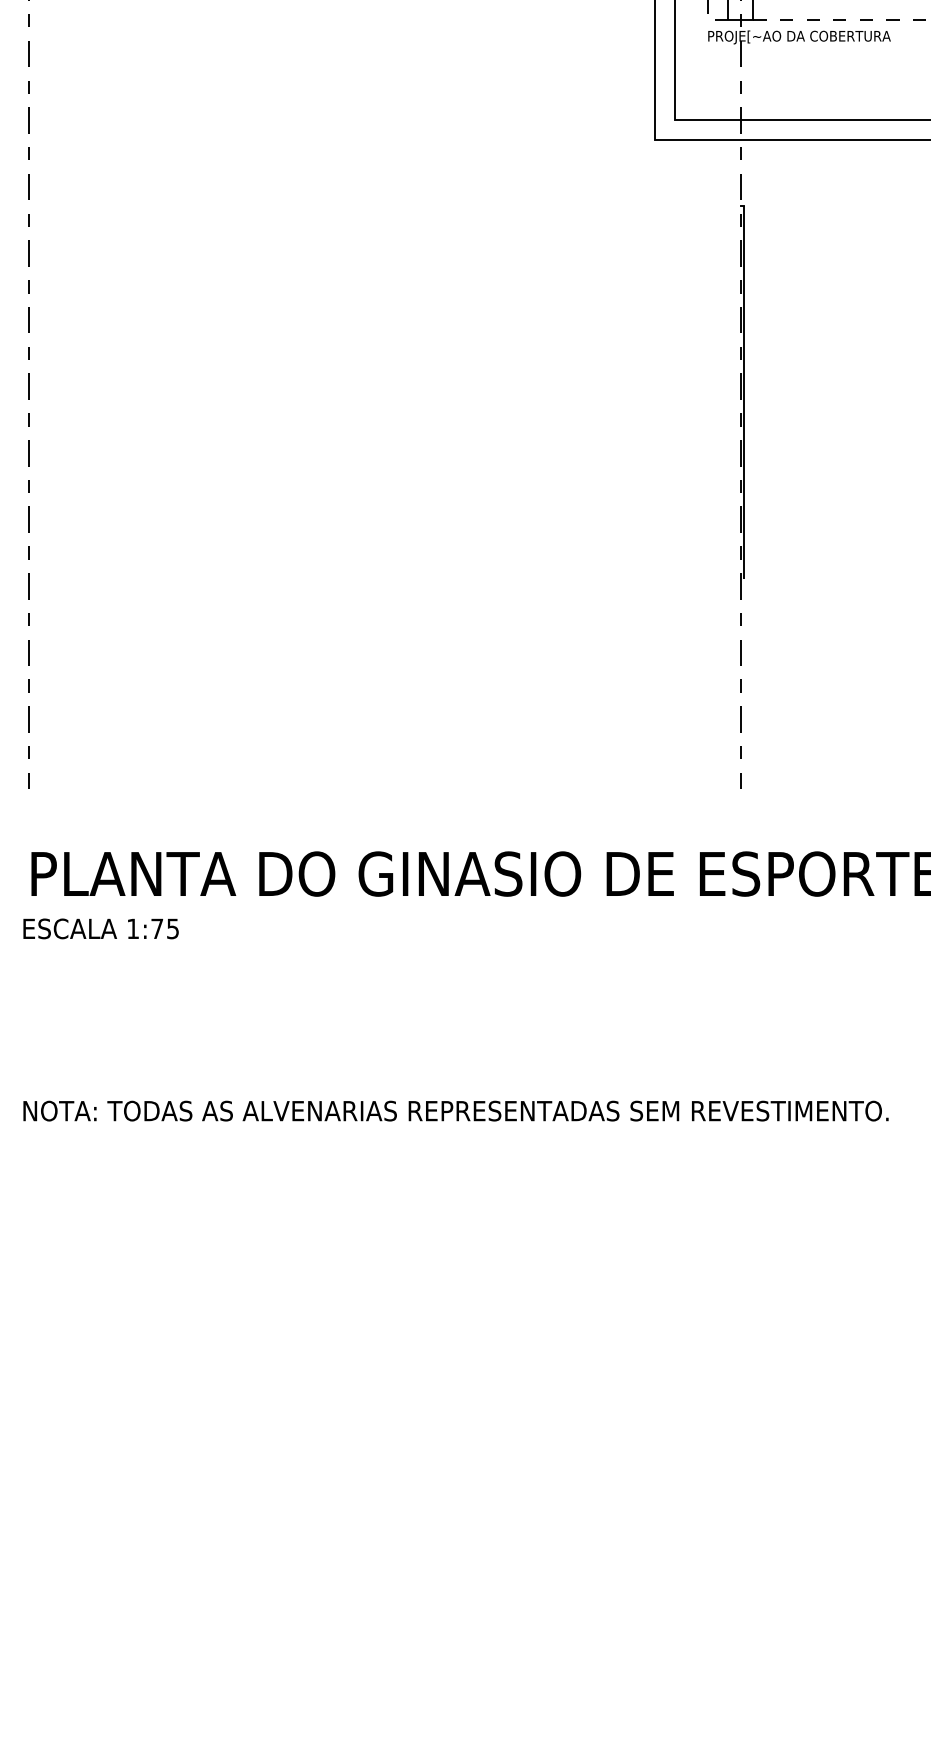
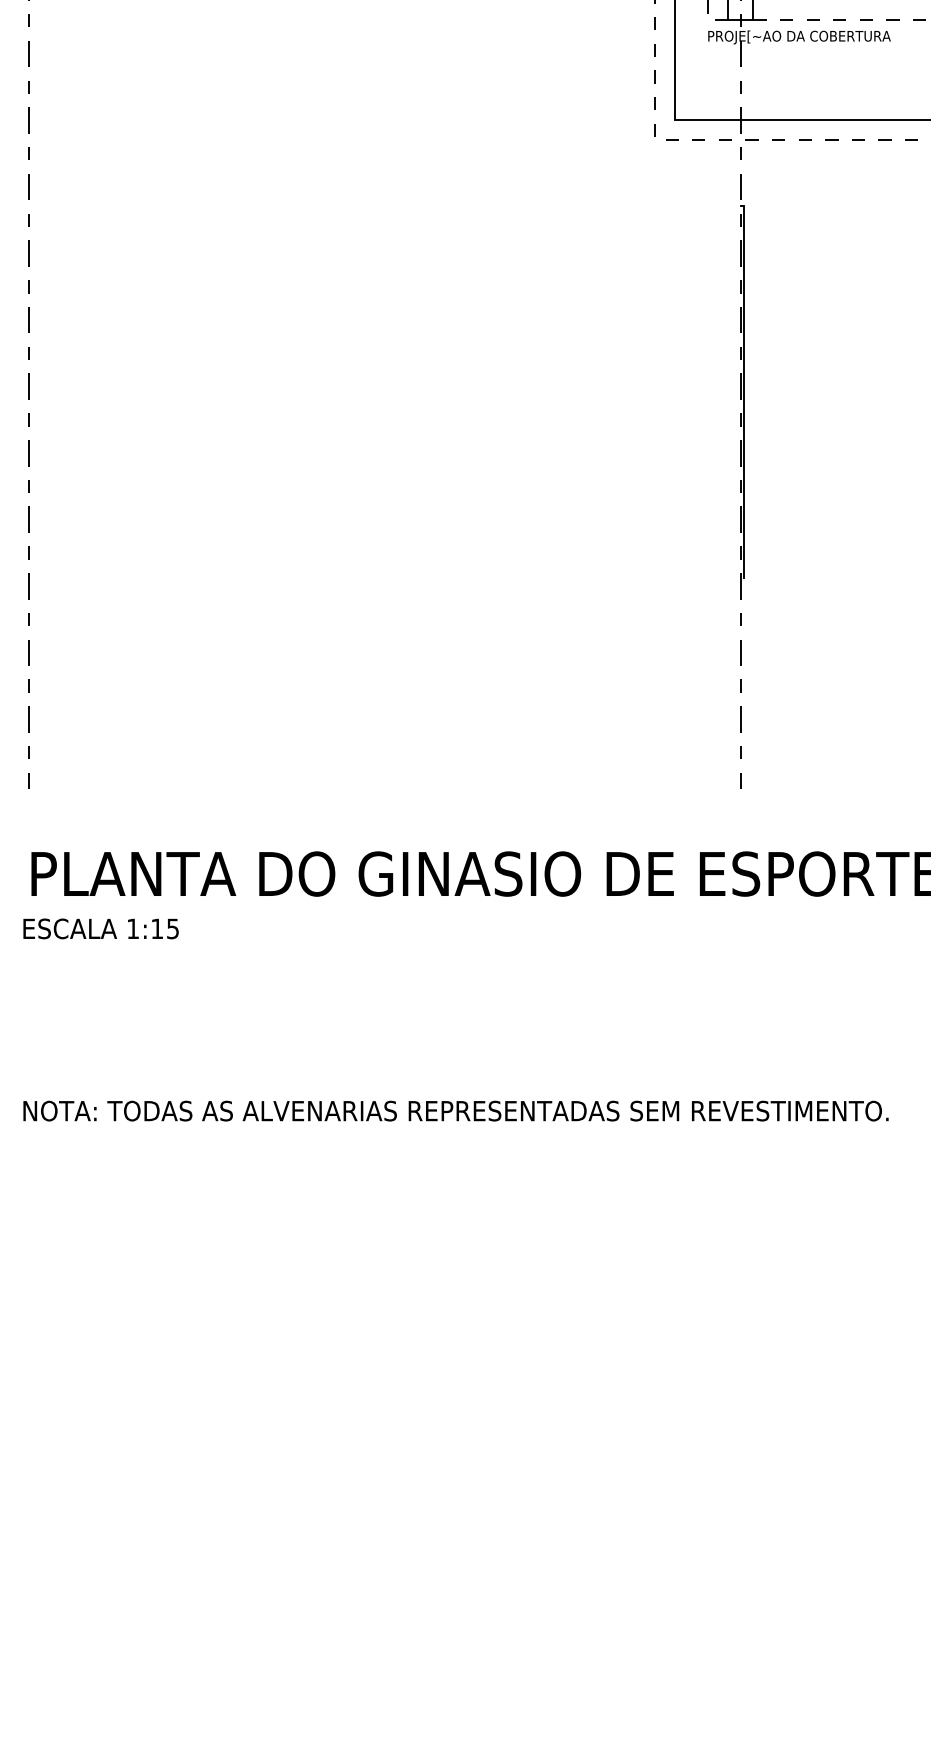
line: solid -> dashed (722, 139)
text: 1:75 -> 1:15 (157, 928)
